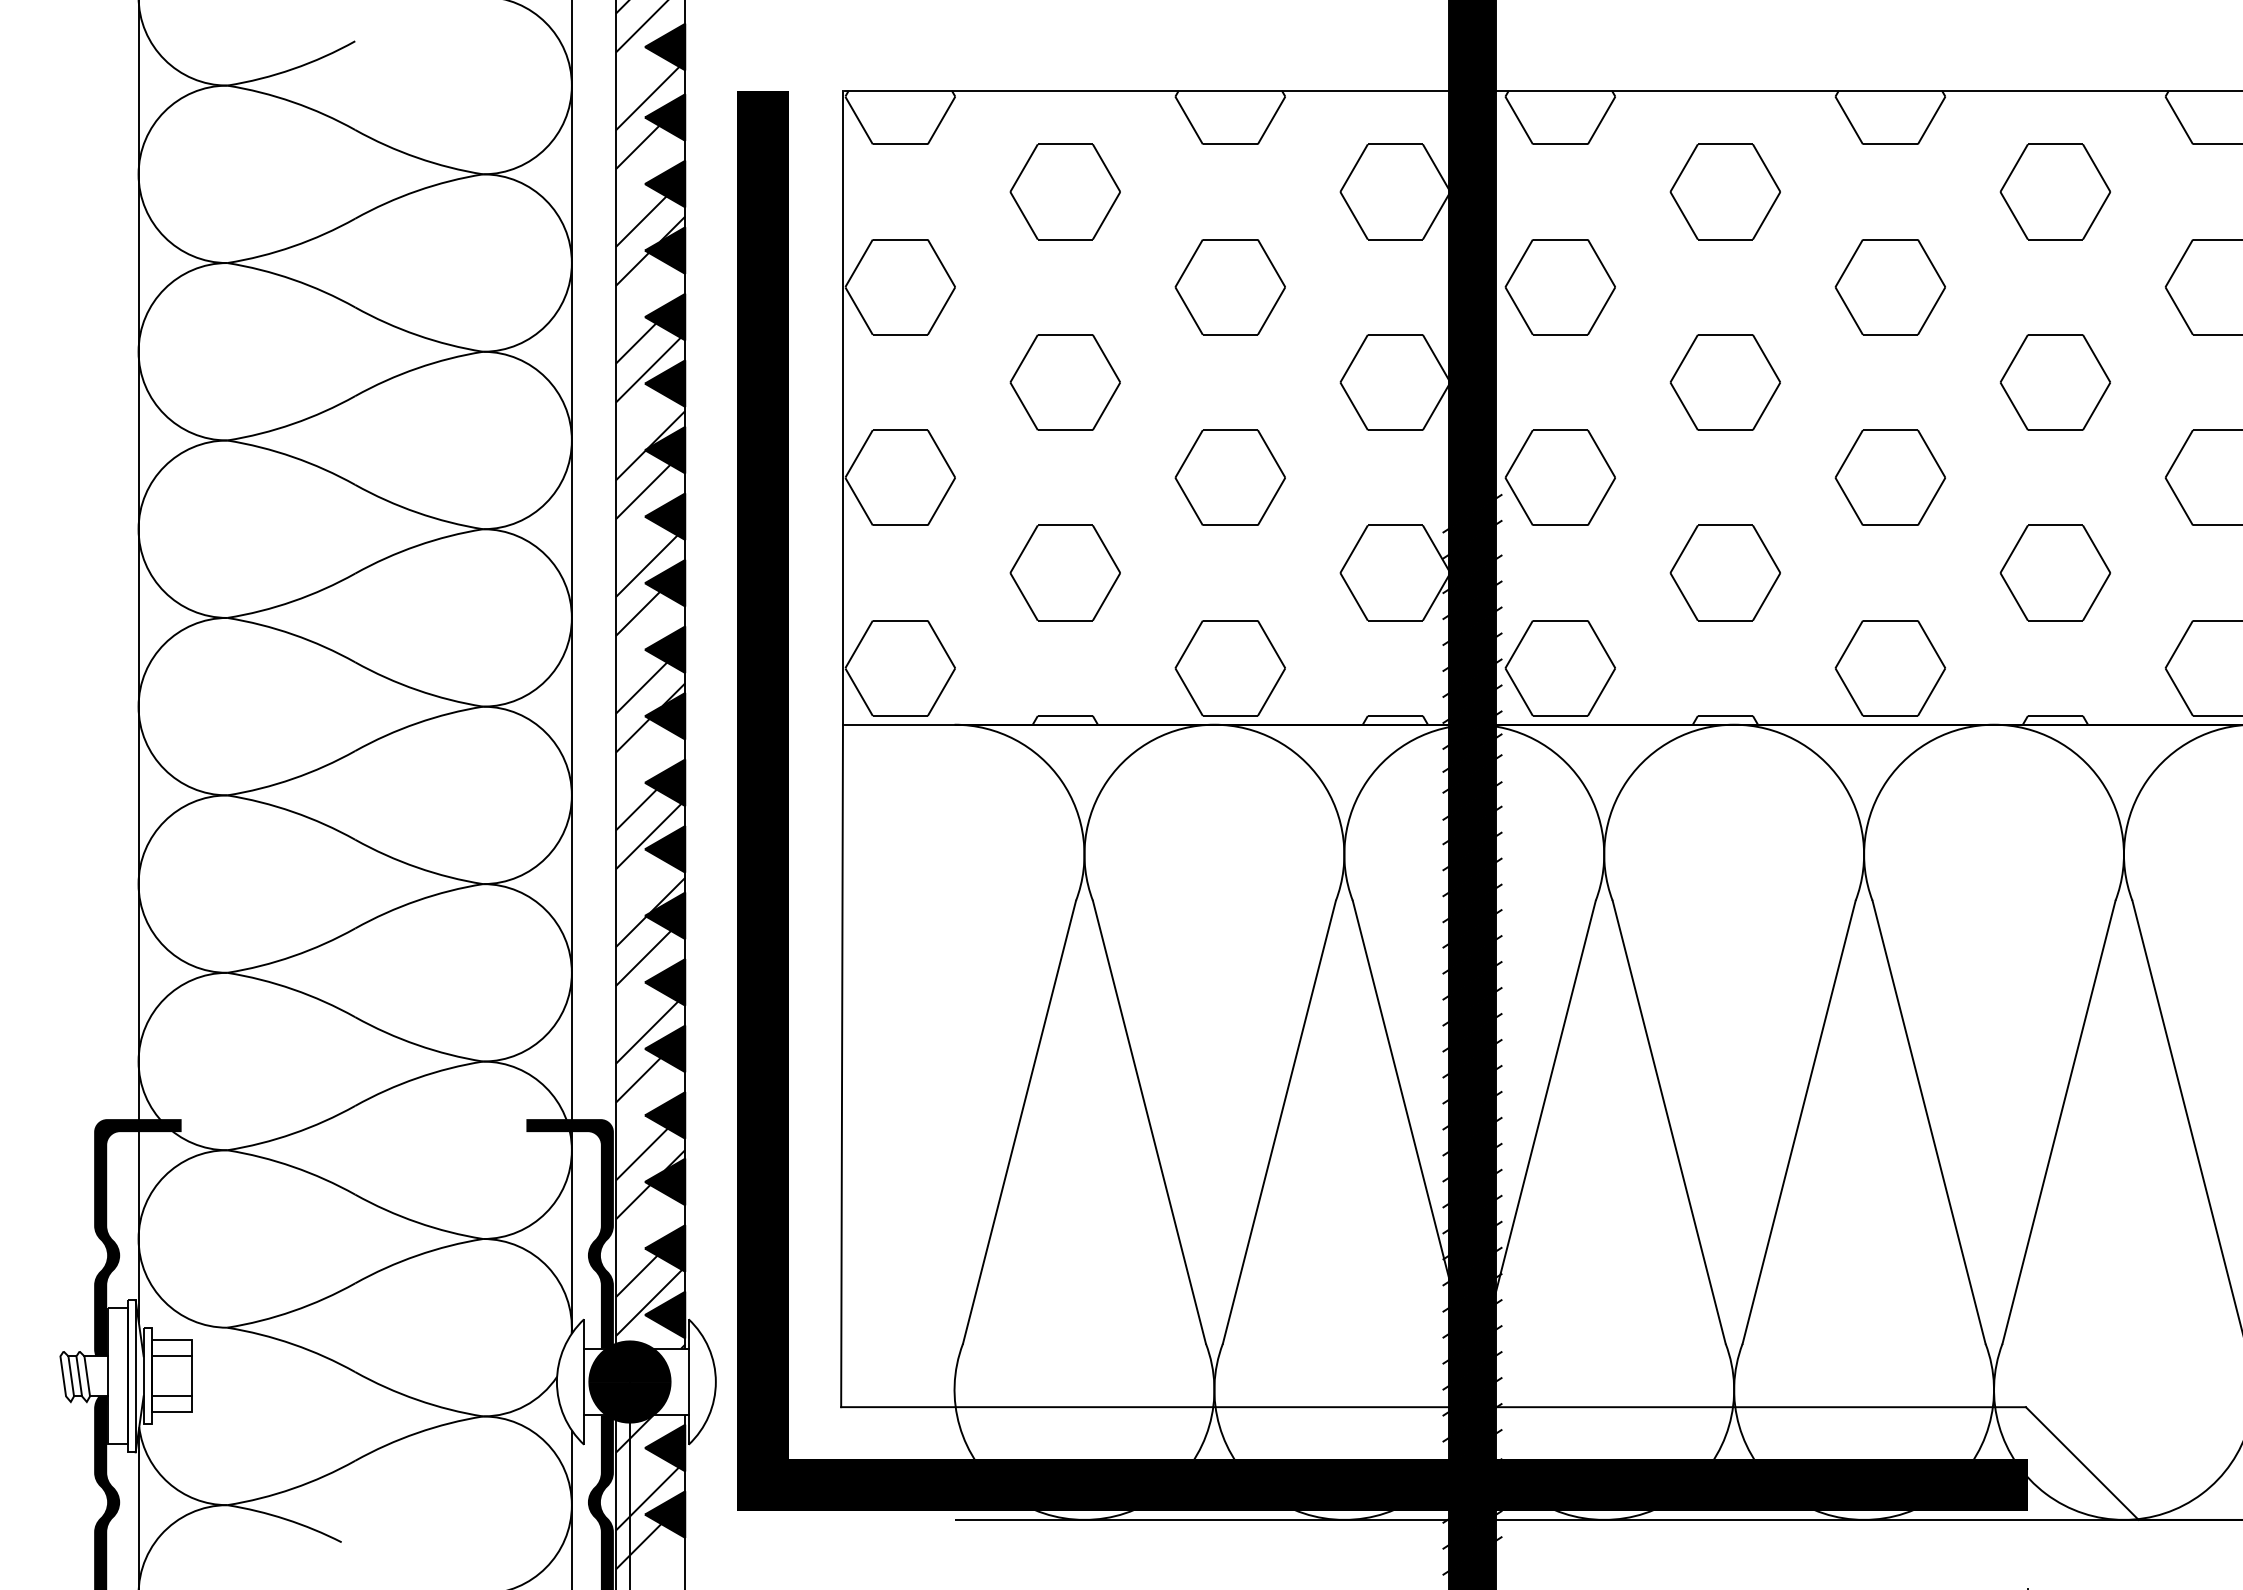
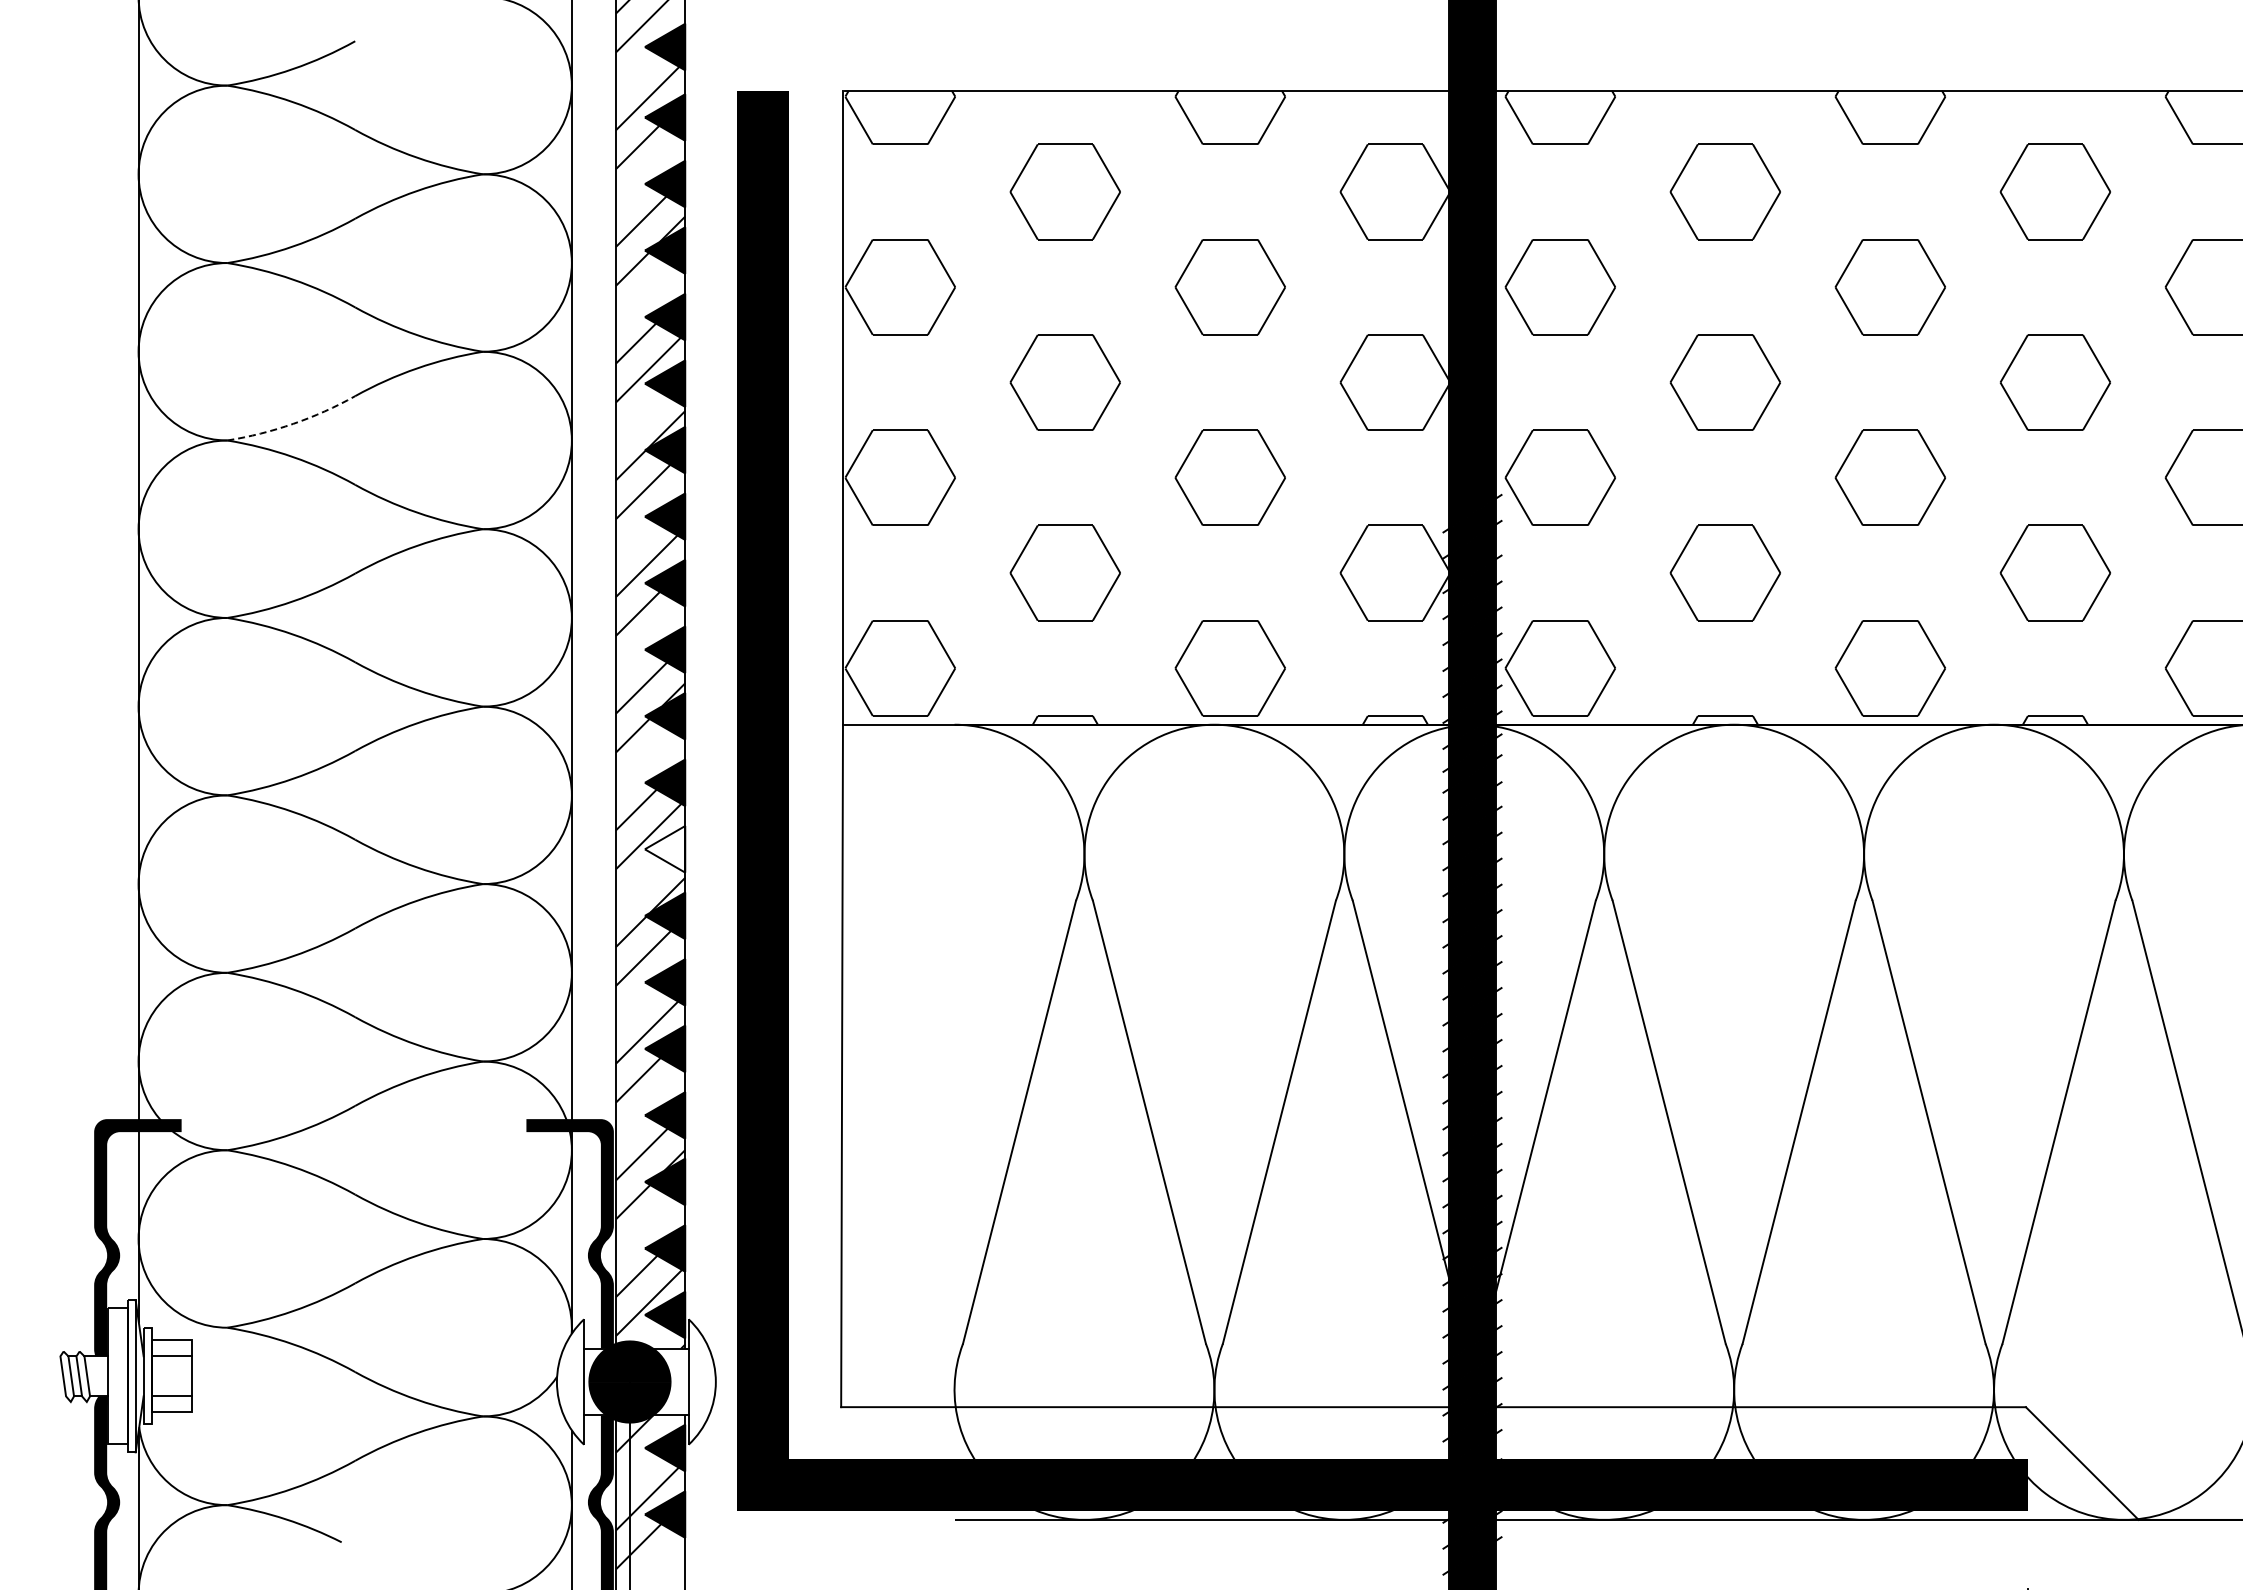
arc: solid -> dashed (293, 423)
fill: present -> none (664, 849)
